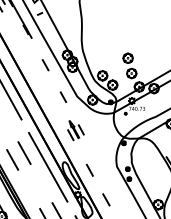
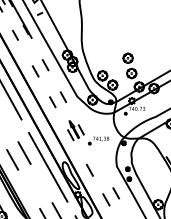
line: none -> present (15, 34)
line: none -> present (35, 71)
line: none -> present (52, 102)
part: none -> present (98, 140)
line: none -> present (116, 193)
